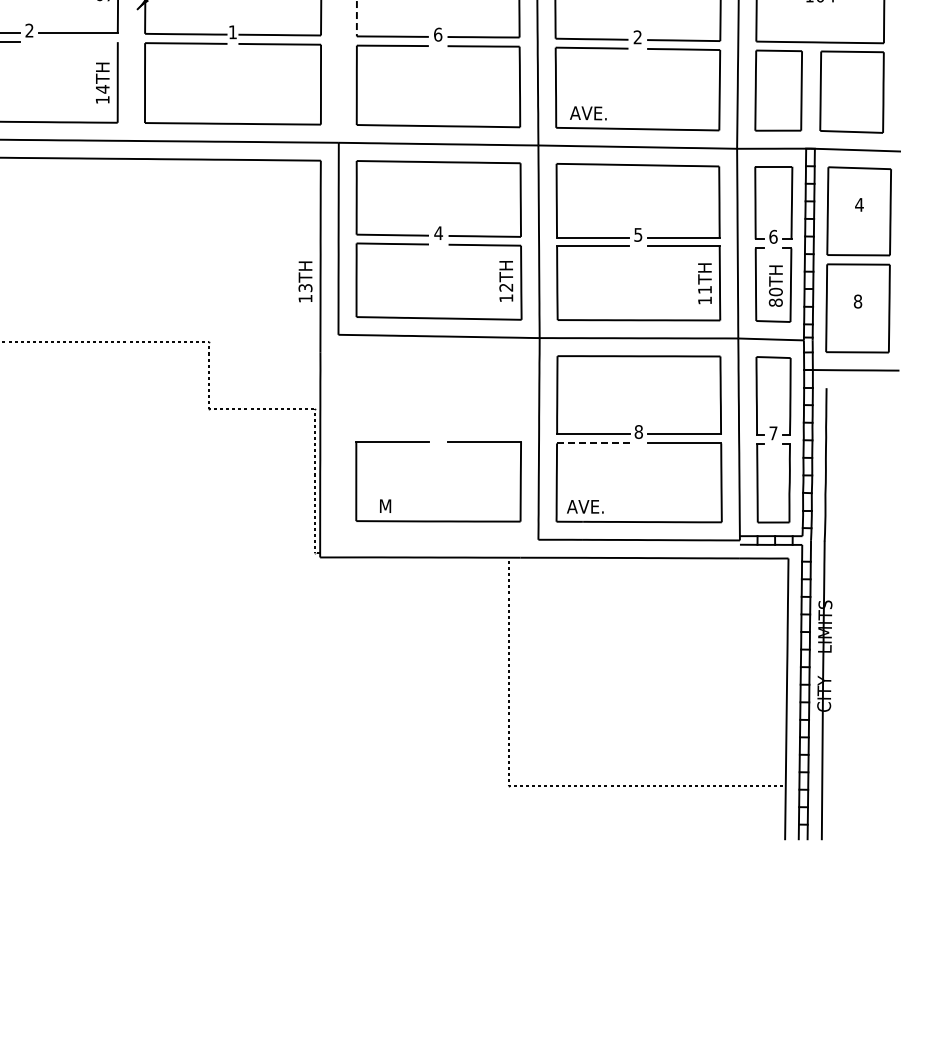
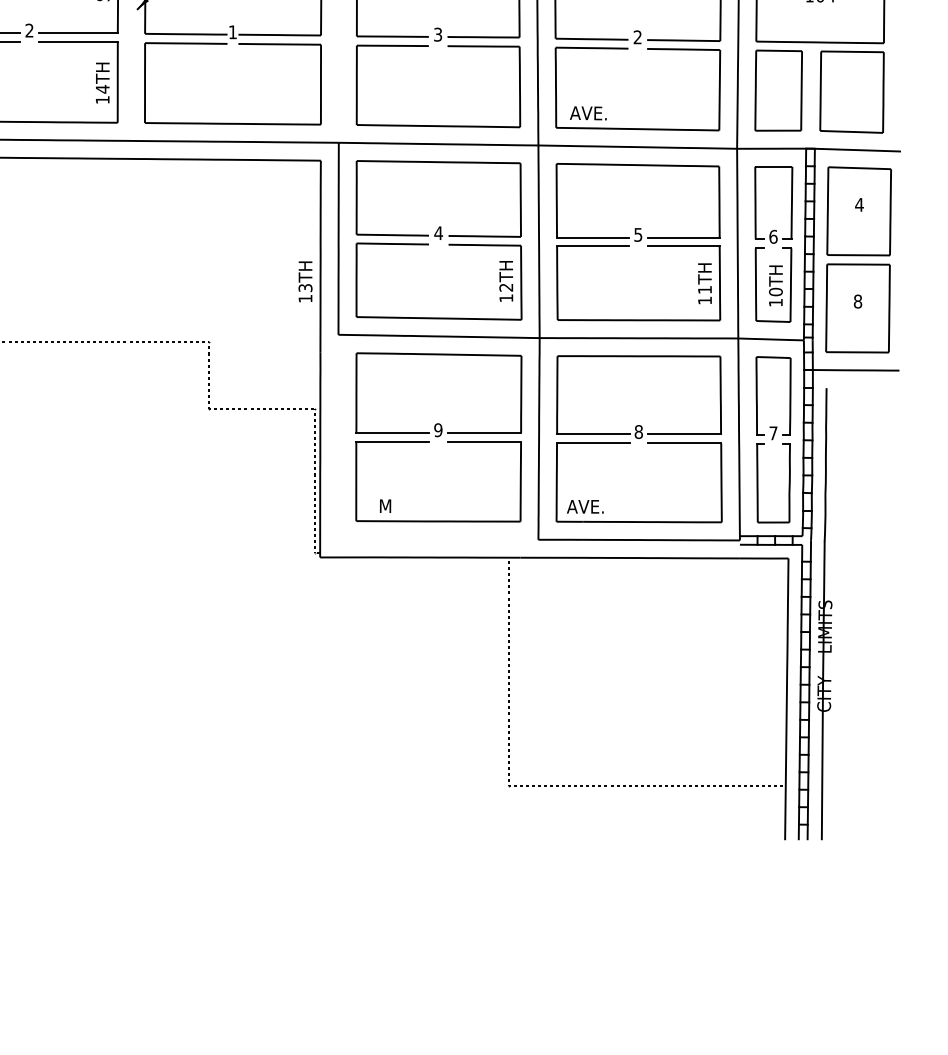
line: dashed -> solid (356, 18)
text: 6 -> 3 (438, 34)
line: none -> present (77, 42)
text: 80TH -> 10TH (775, 302)
part: none -> present (438, 423)
line: dashed -> solid (593, 443)
